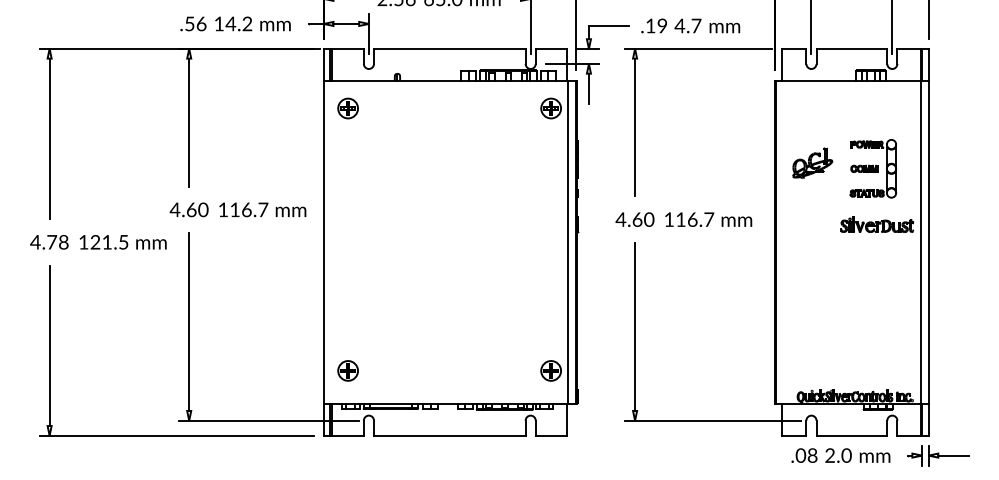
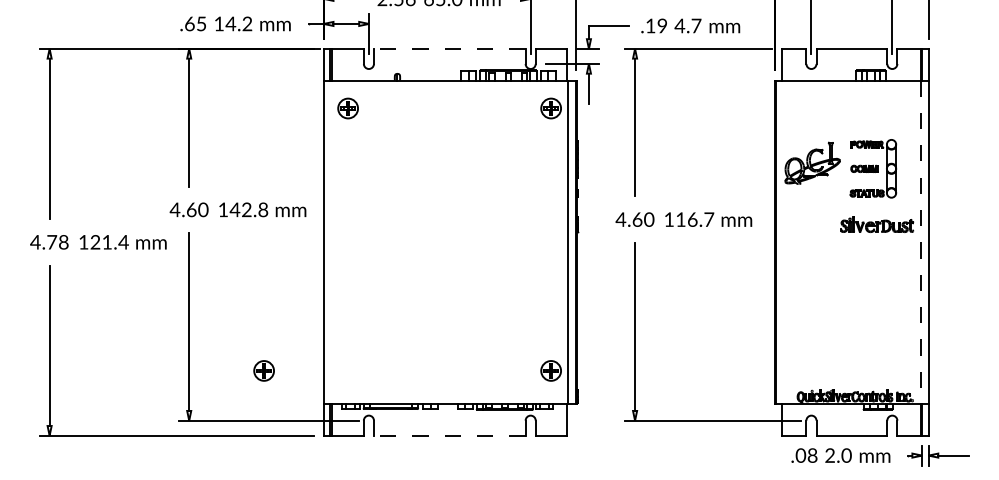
text: .56 -> .65 (195, 23)
line: solid -> dashed (449, 48)
part size: 42x32 px -> 57x44 px (812, 162)
text: 116.7 -> 142.8 (248, 209)
text: 121.5 -> 121.4 (123, 242)
line: solid -> dashed (920, 242)
part position: (347, 370) -> (263, 370) (263, 370)
line: solid -> dashed (449, 435)
